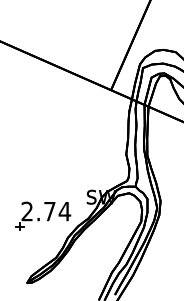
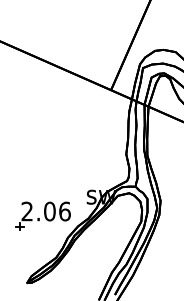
text: 2.74 -> 2.06 (57, 211)
